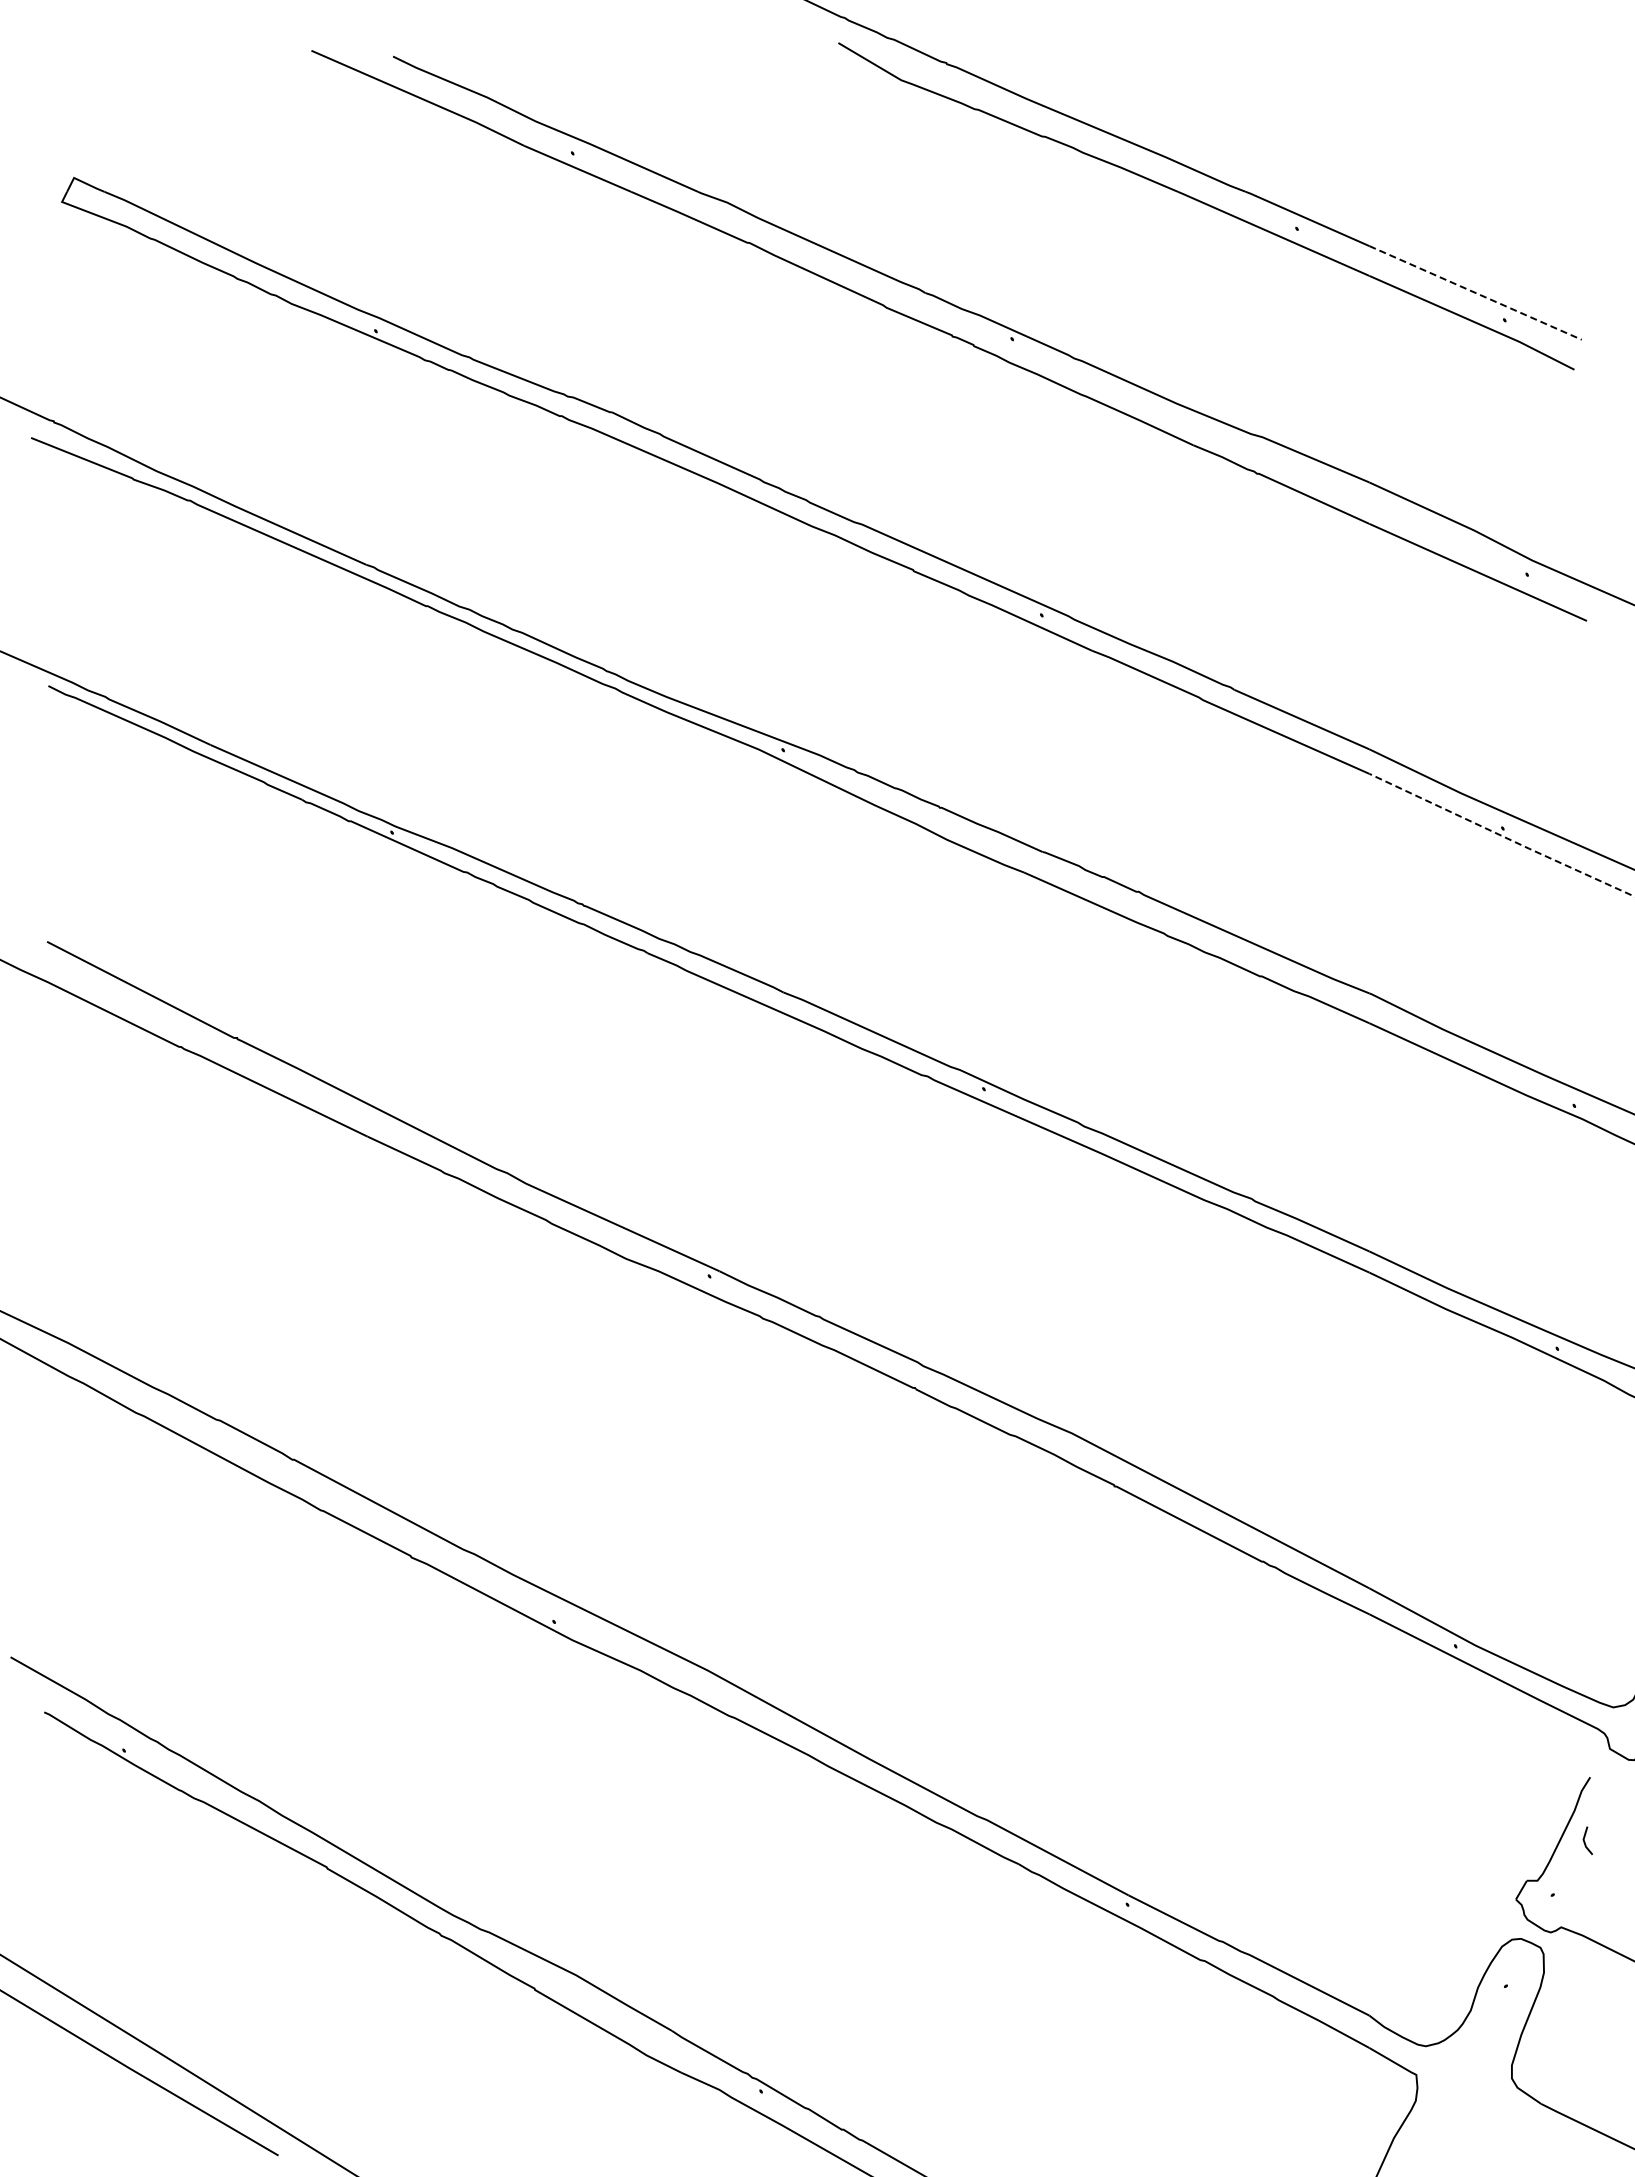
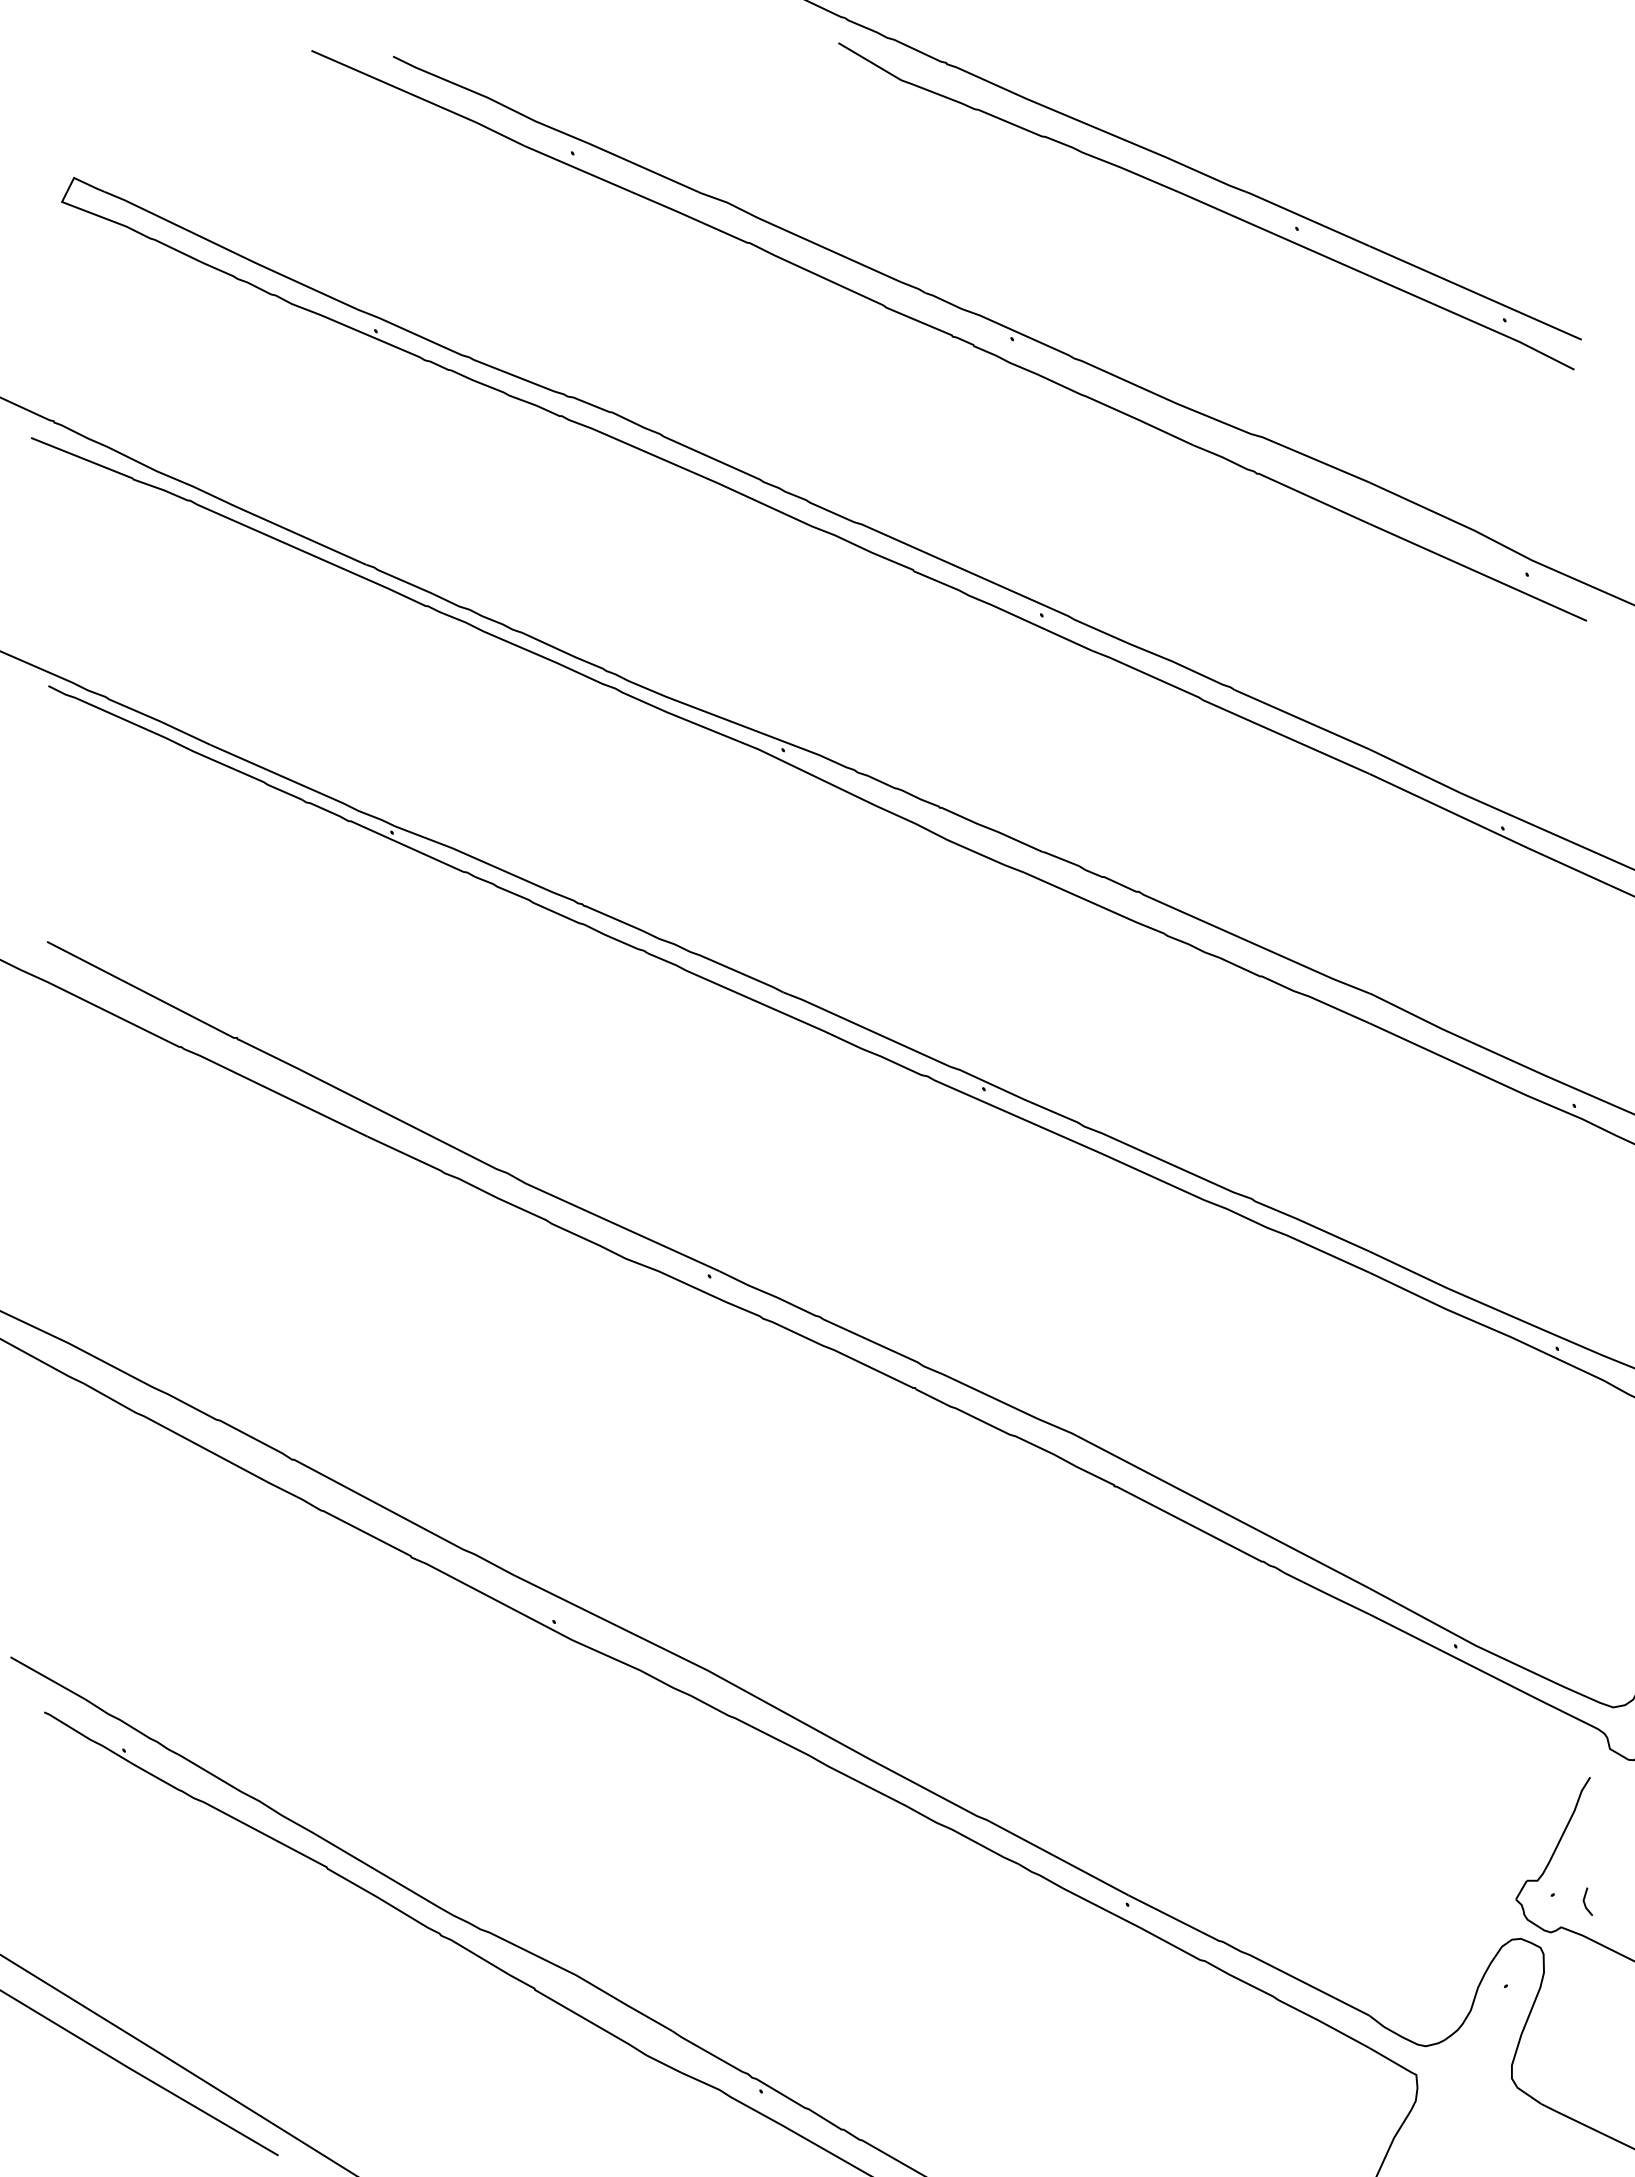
line: dashed -> solid (1476, 293)
line: dashed -> solid (1501, 835)
line position: (1585, 1841) -> (1585, 1902) (1585, 1902)
